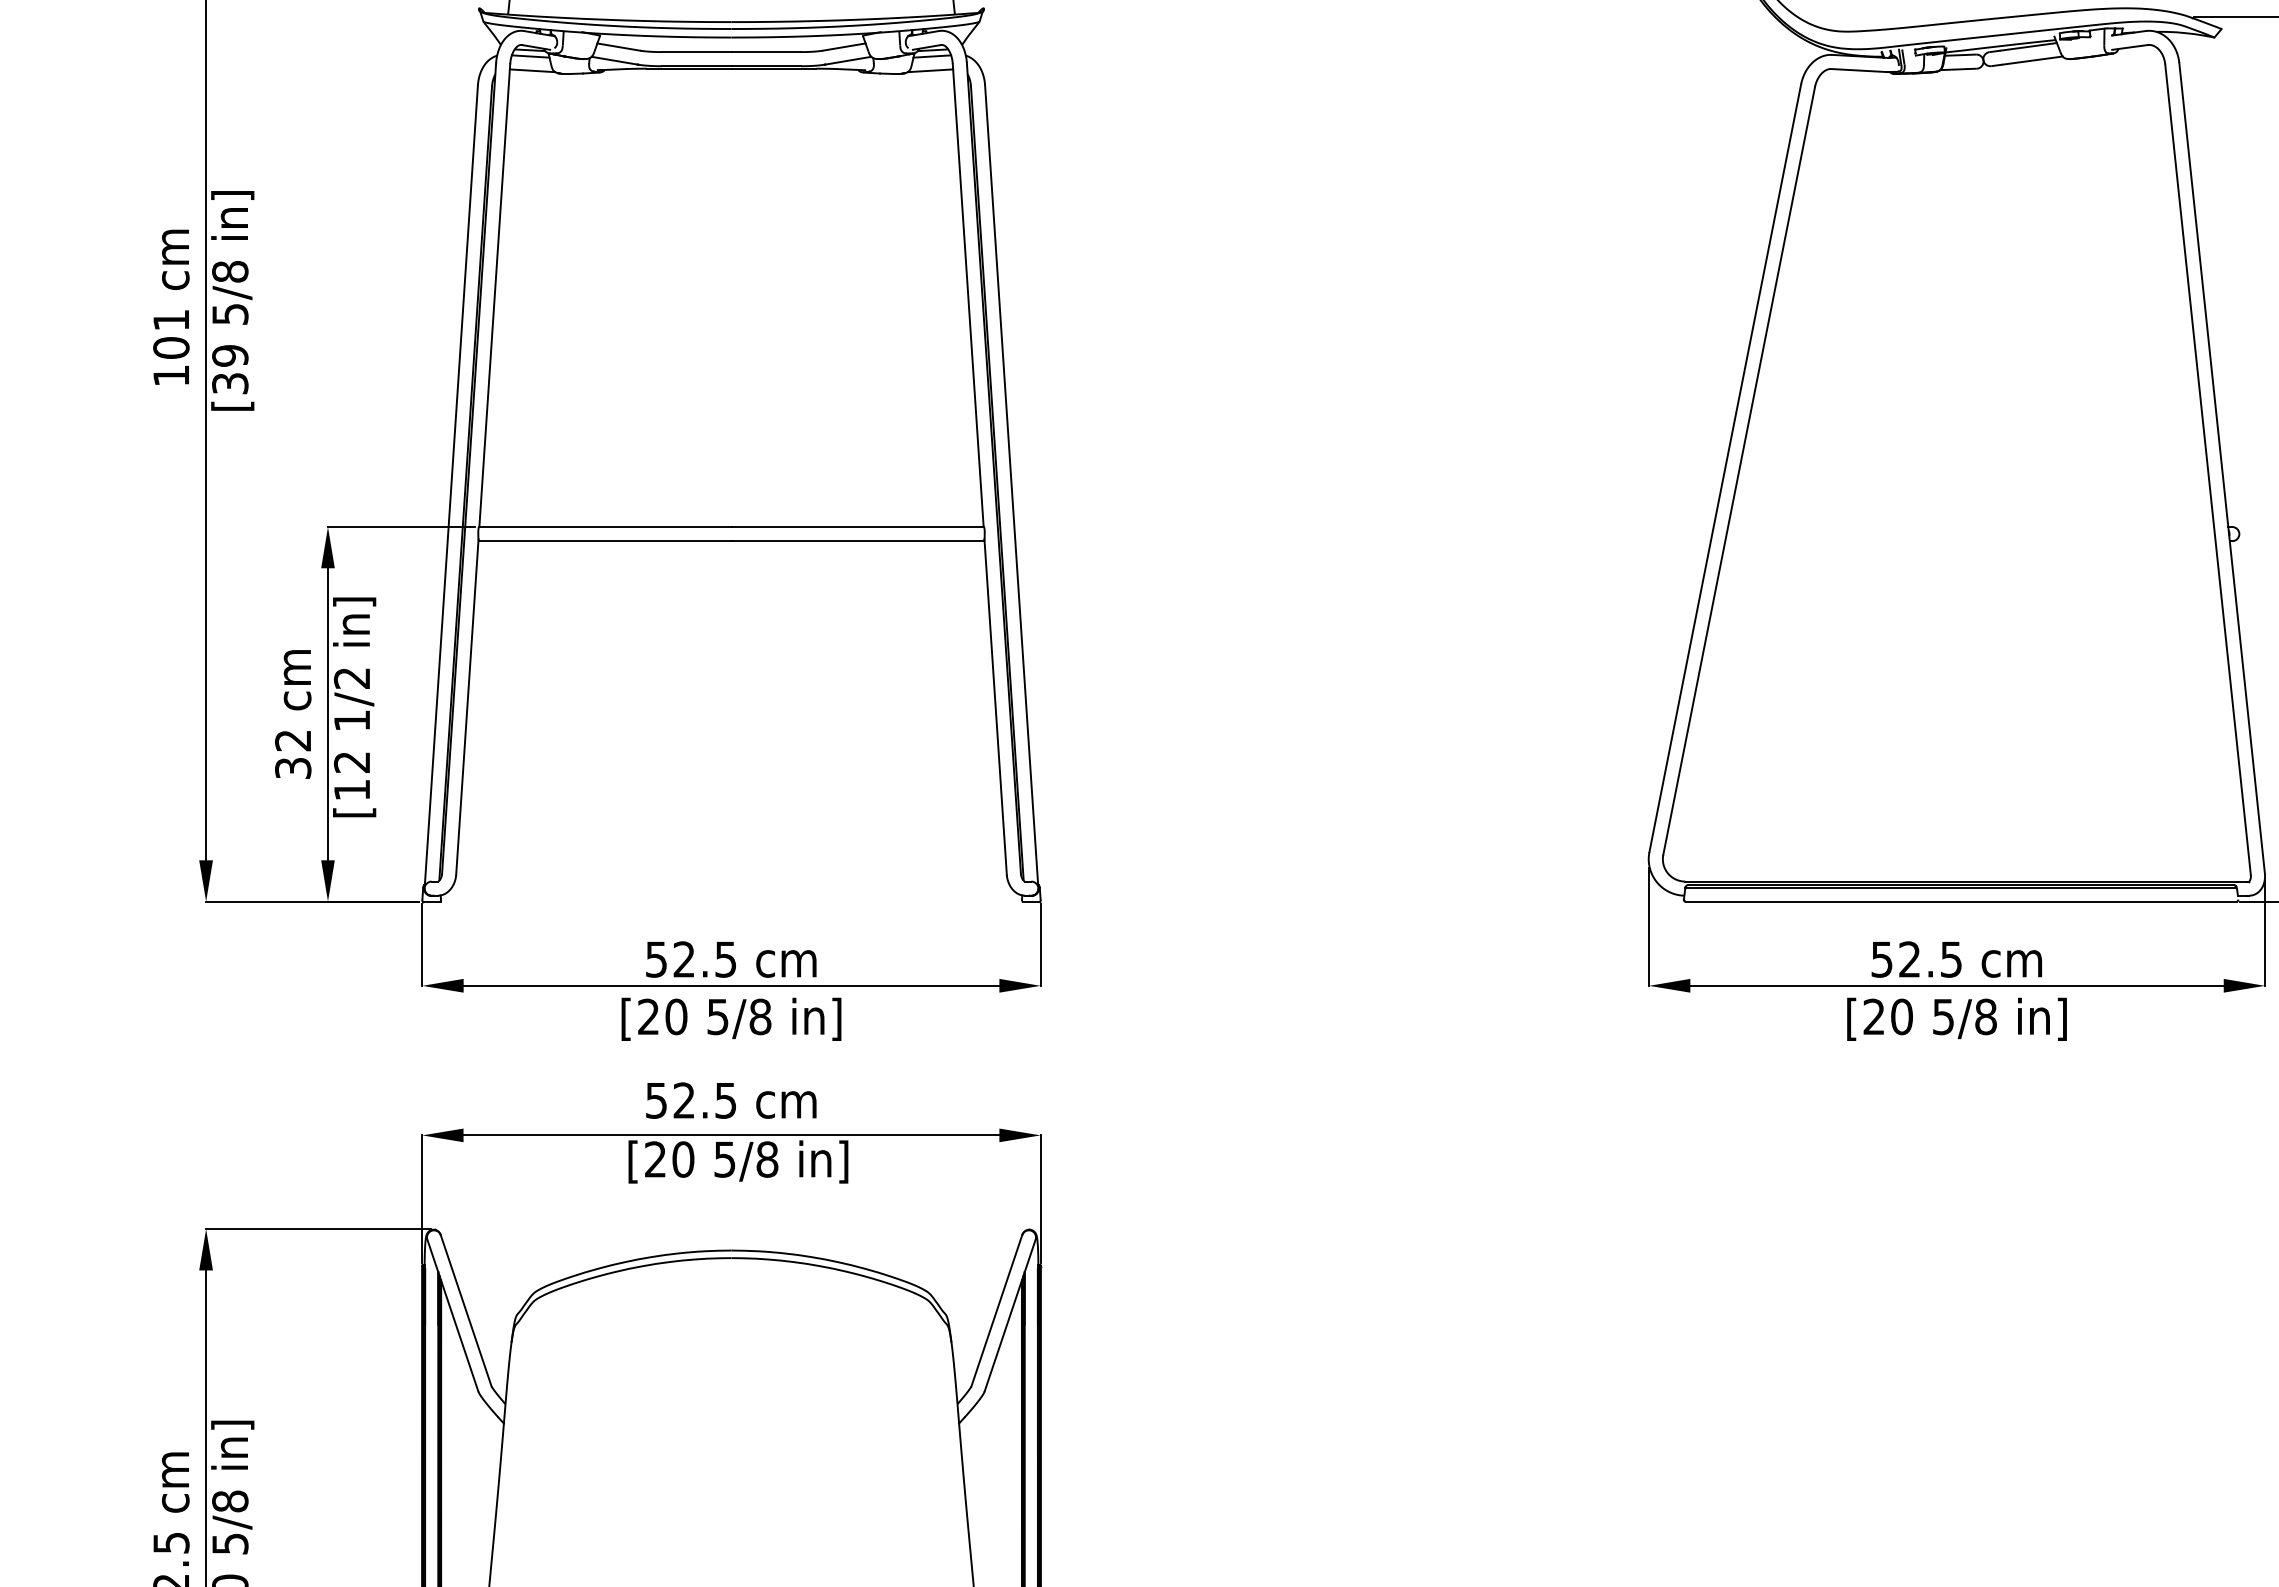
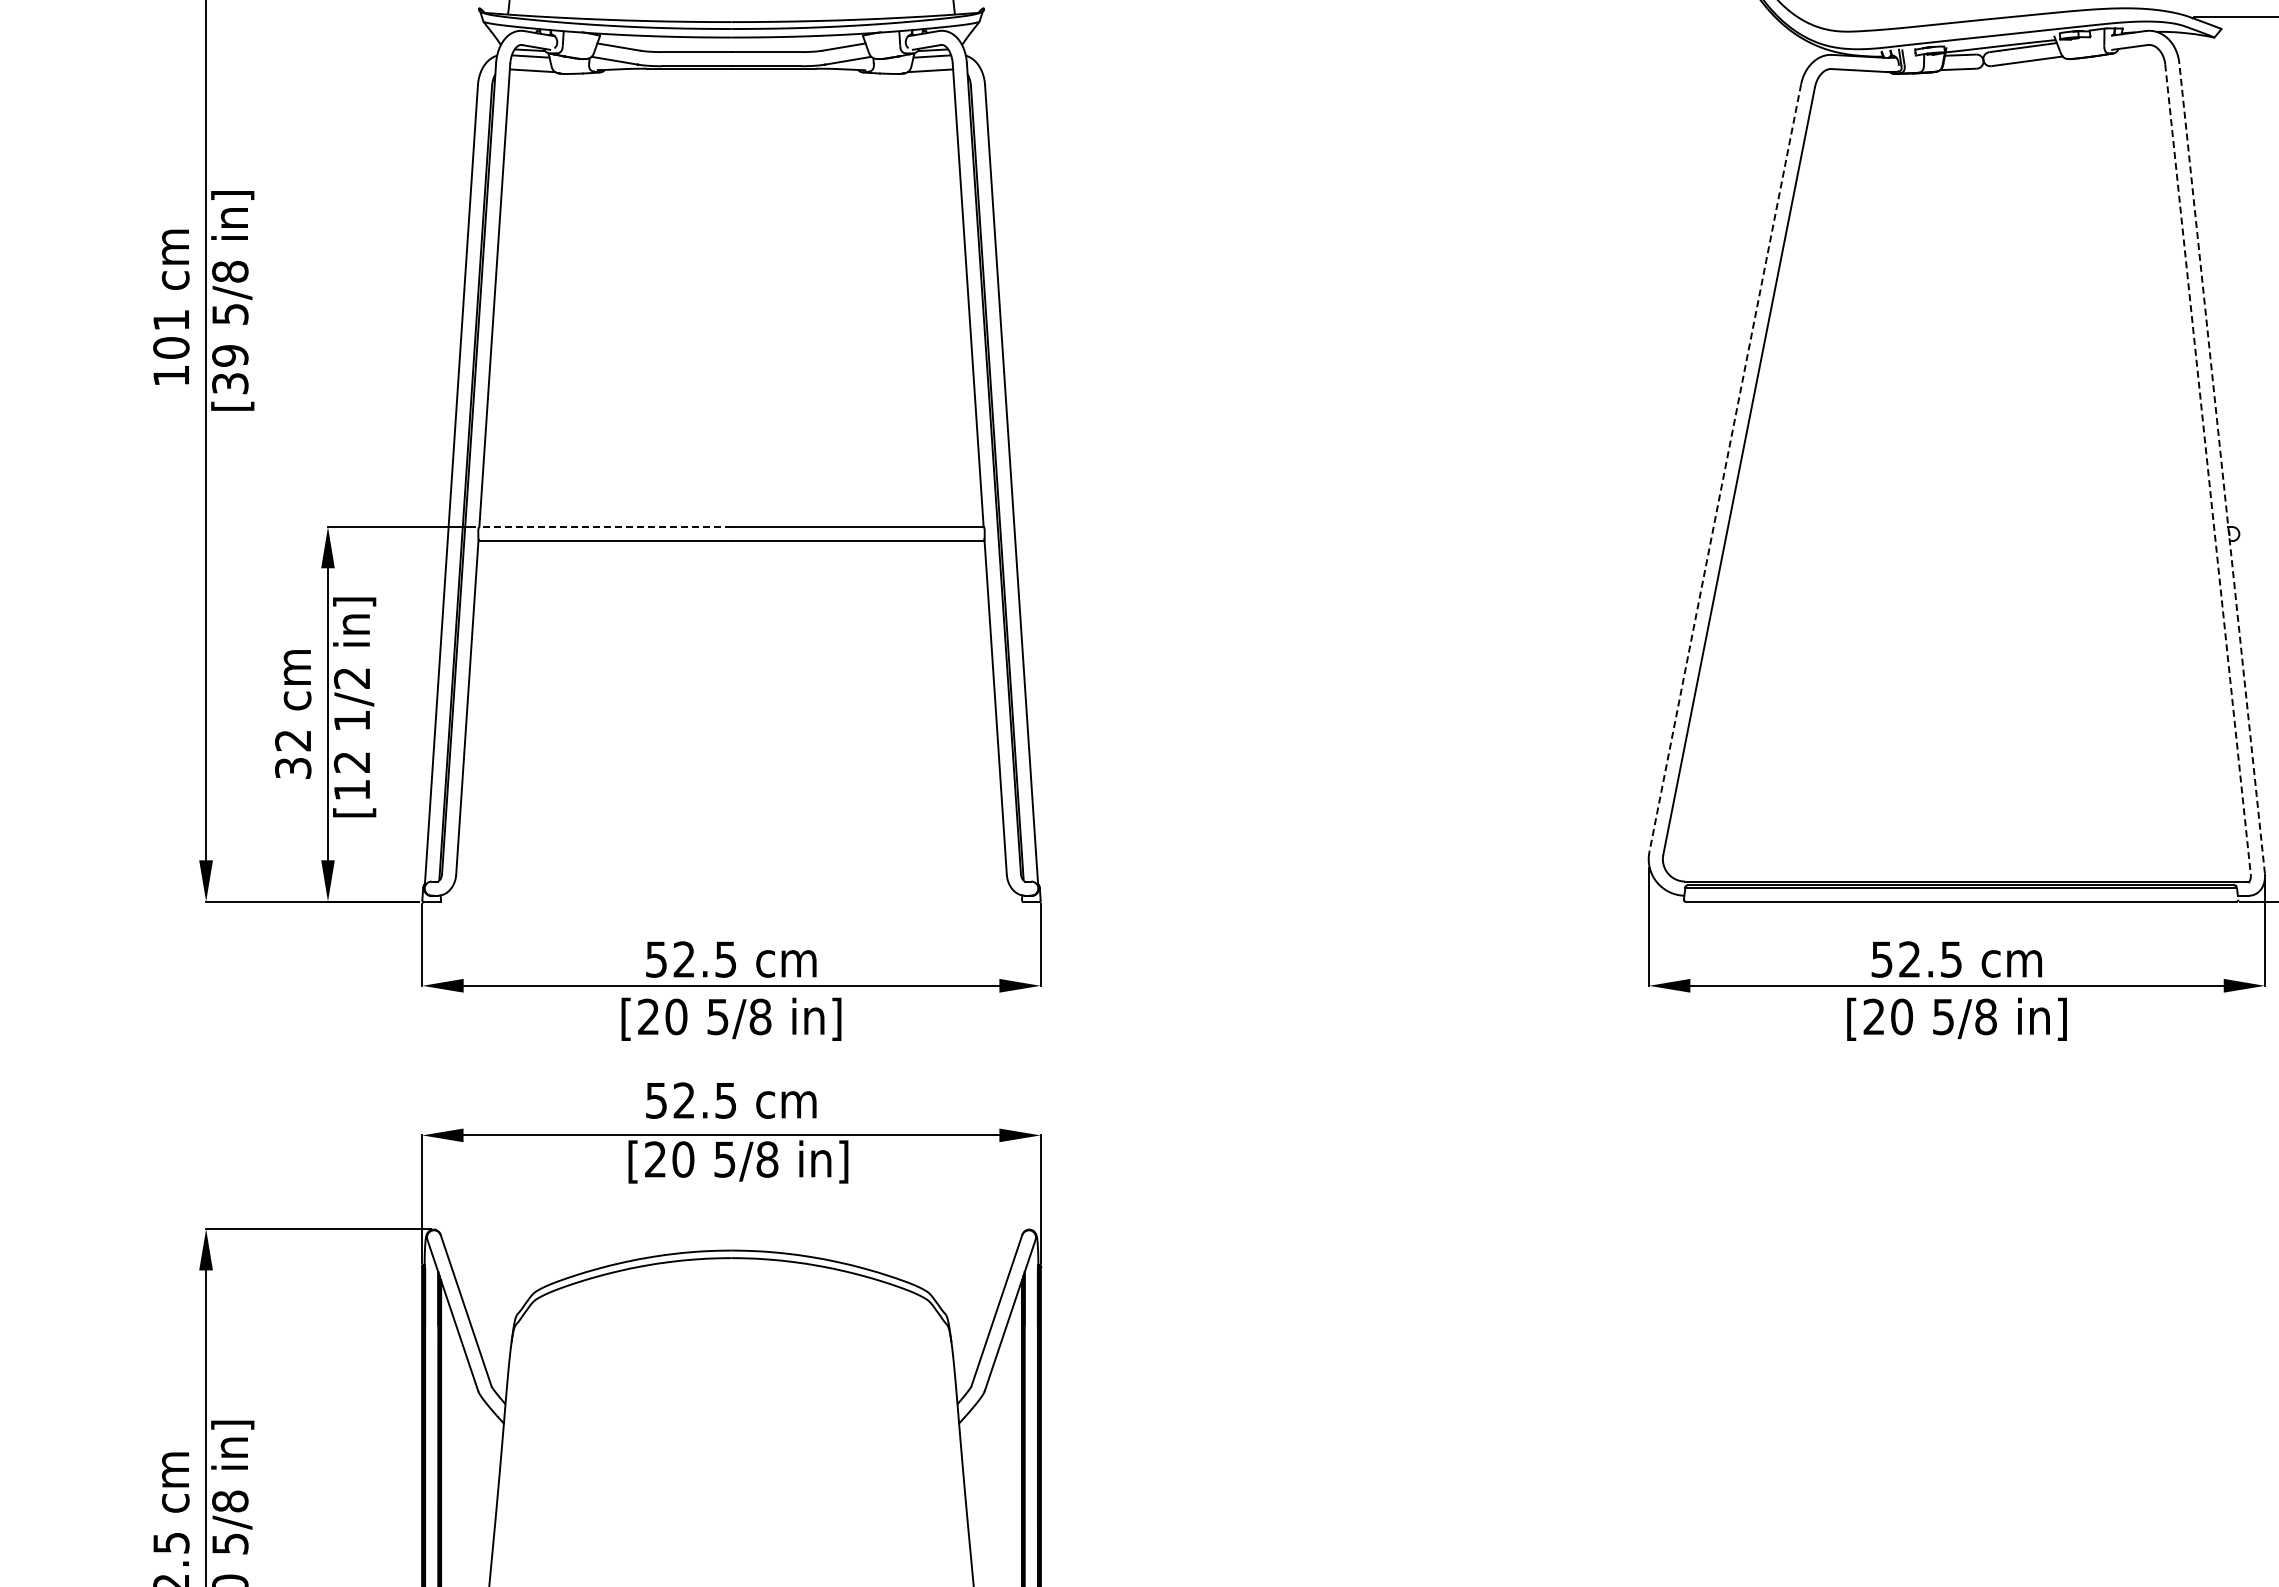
line: solid -> dashed (1725, 468)
line: solid -> dashed (2222, 468)
line: solid -> dashed (2208, 469)
line: solid -> dashed (604, 527)
